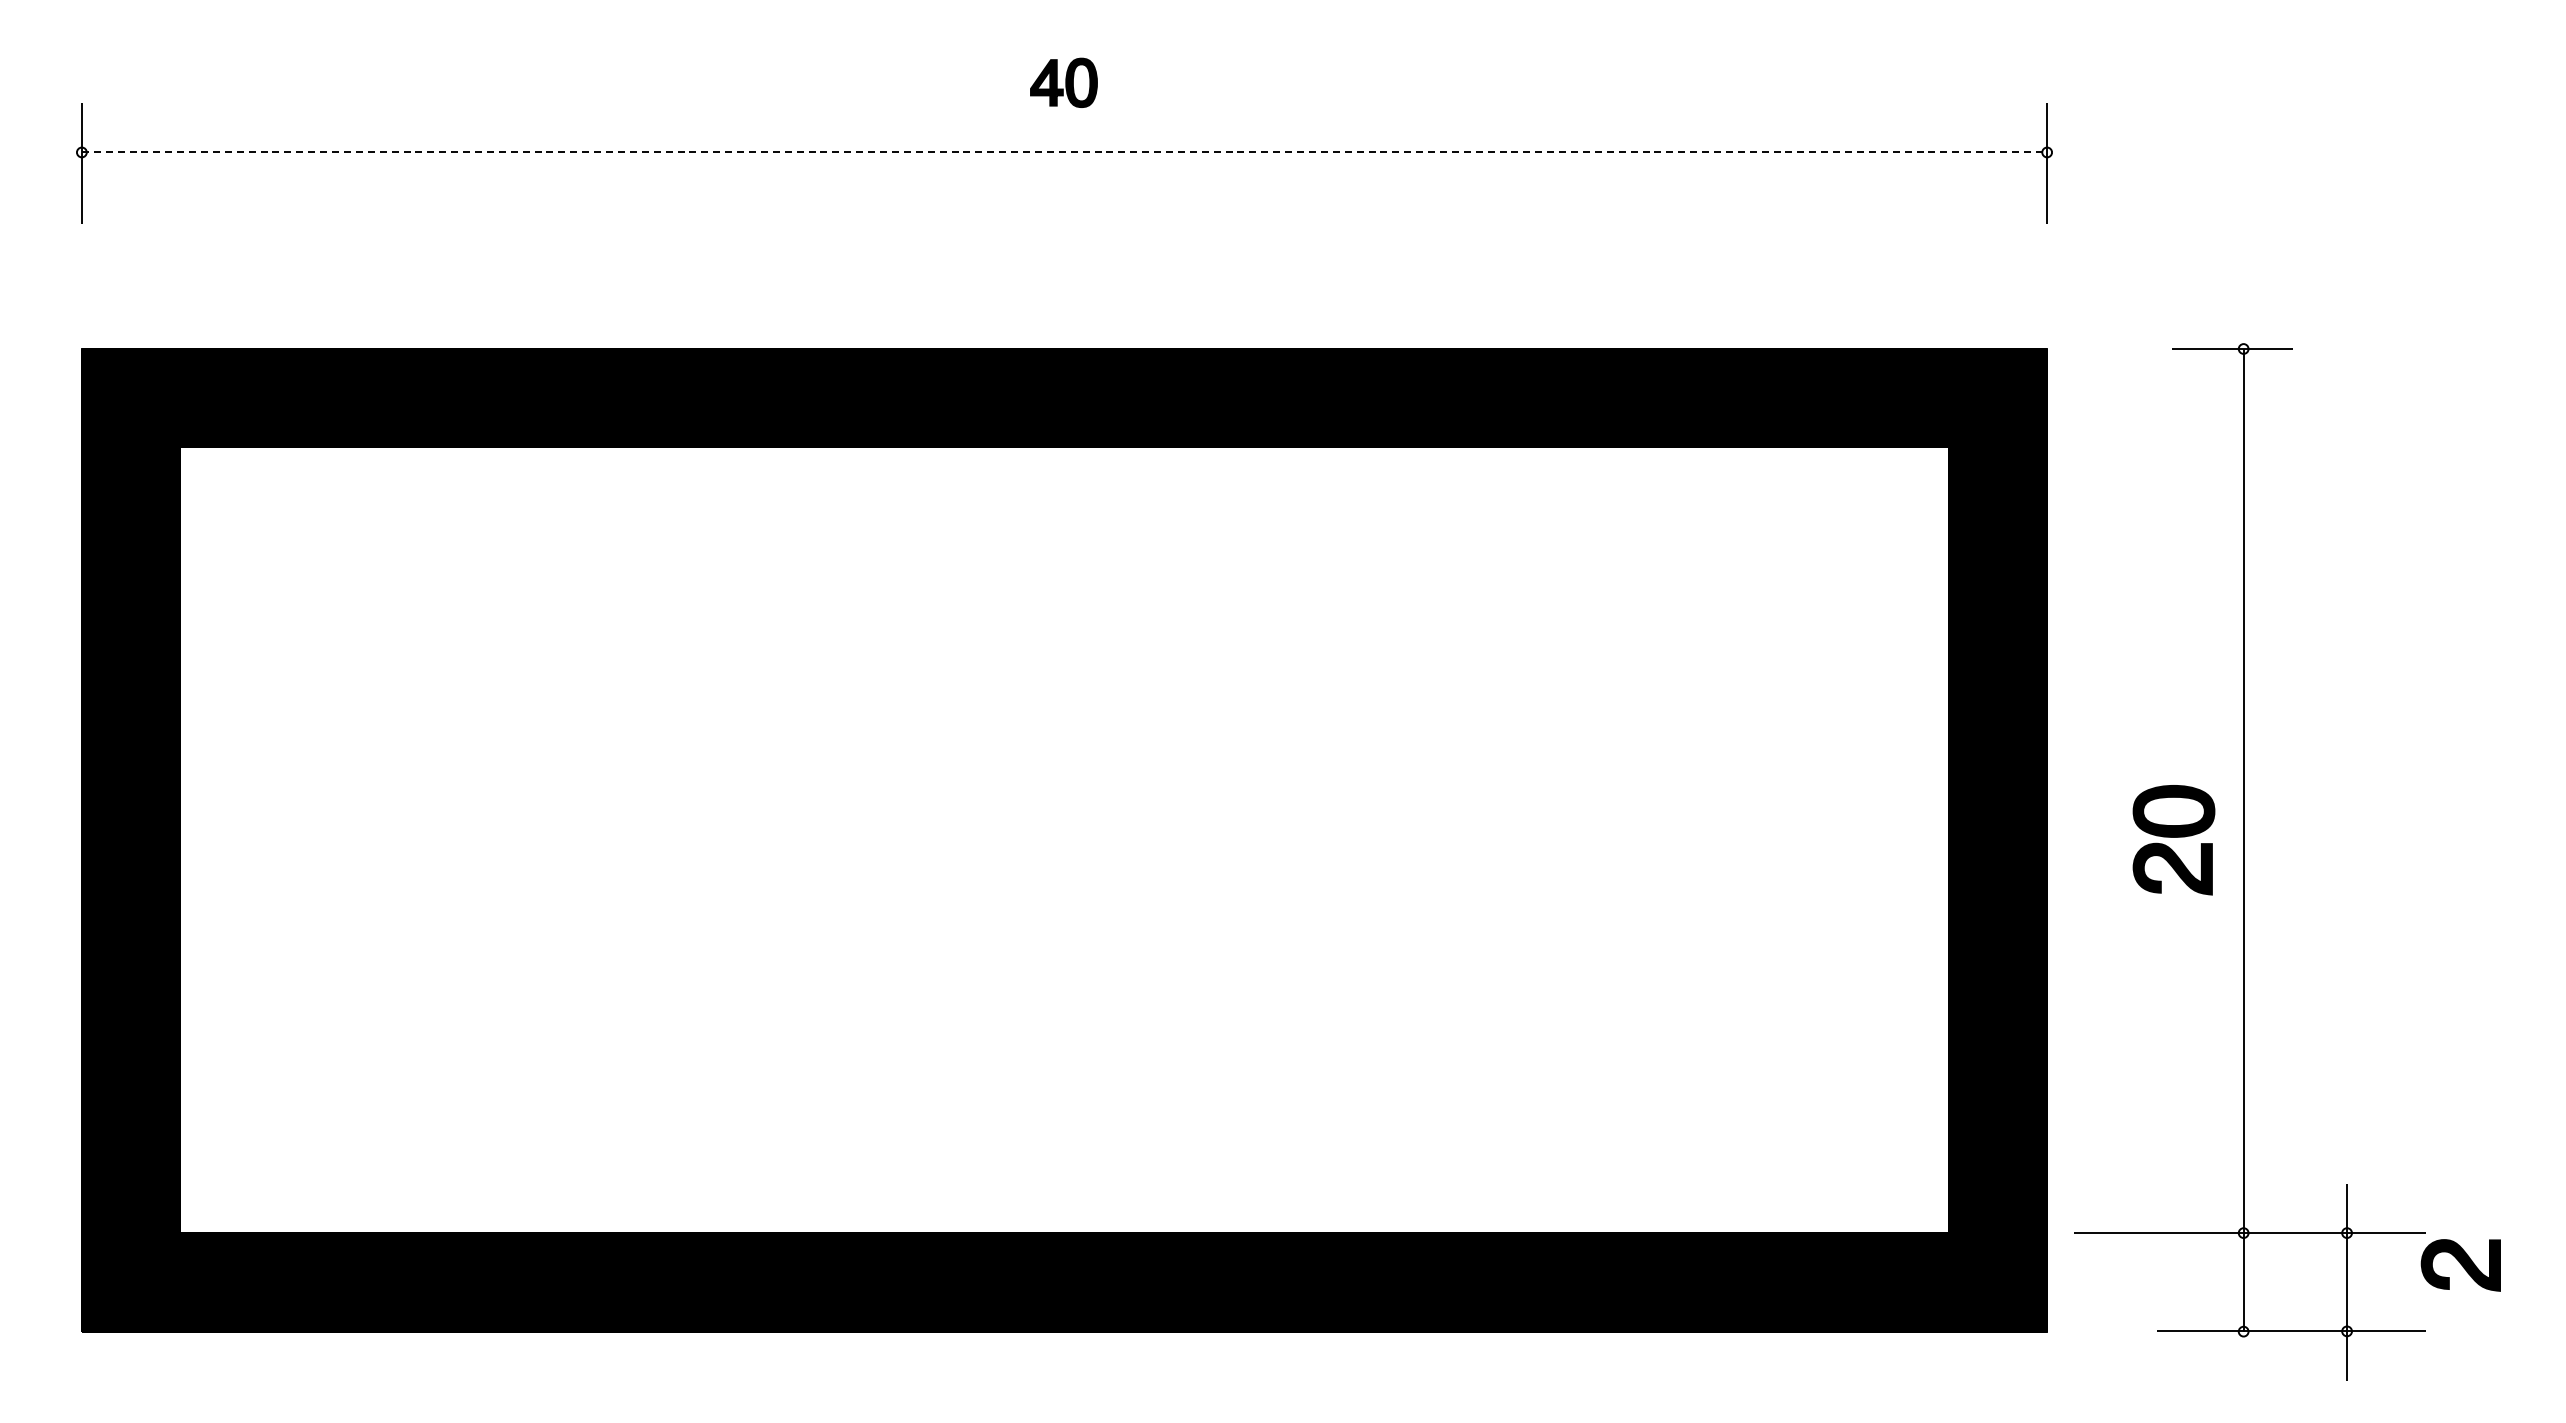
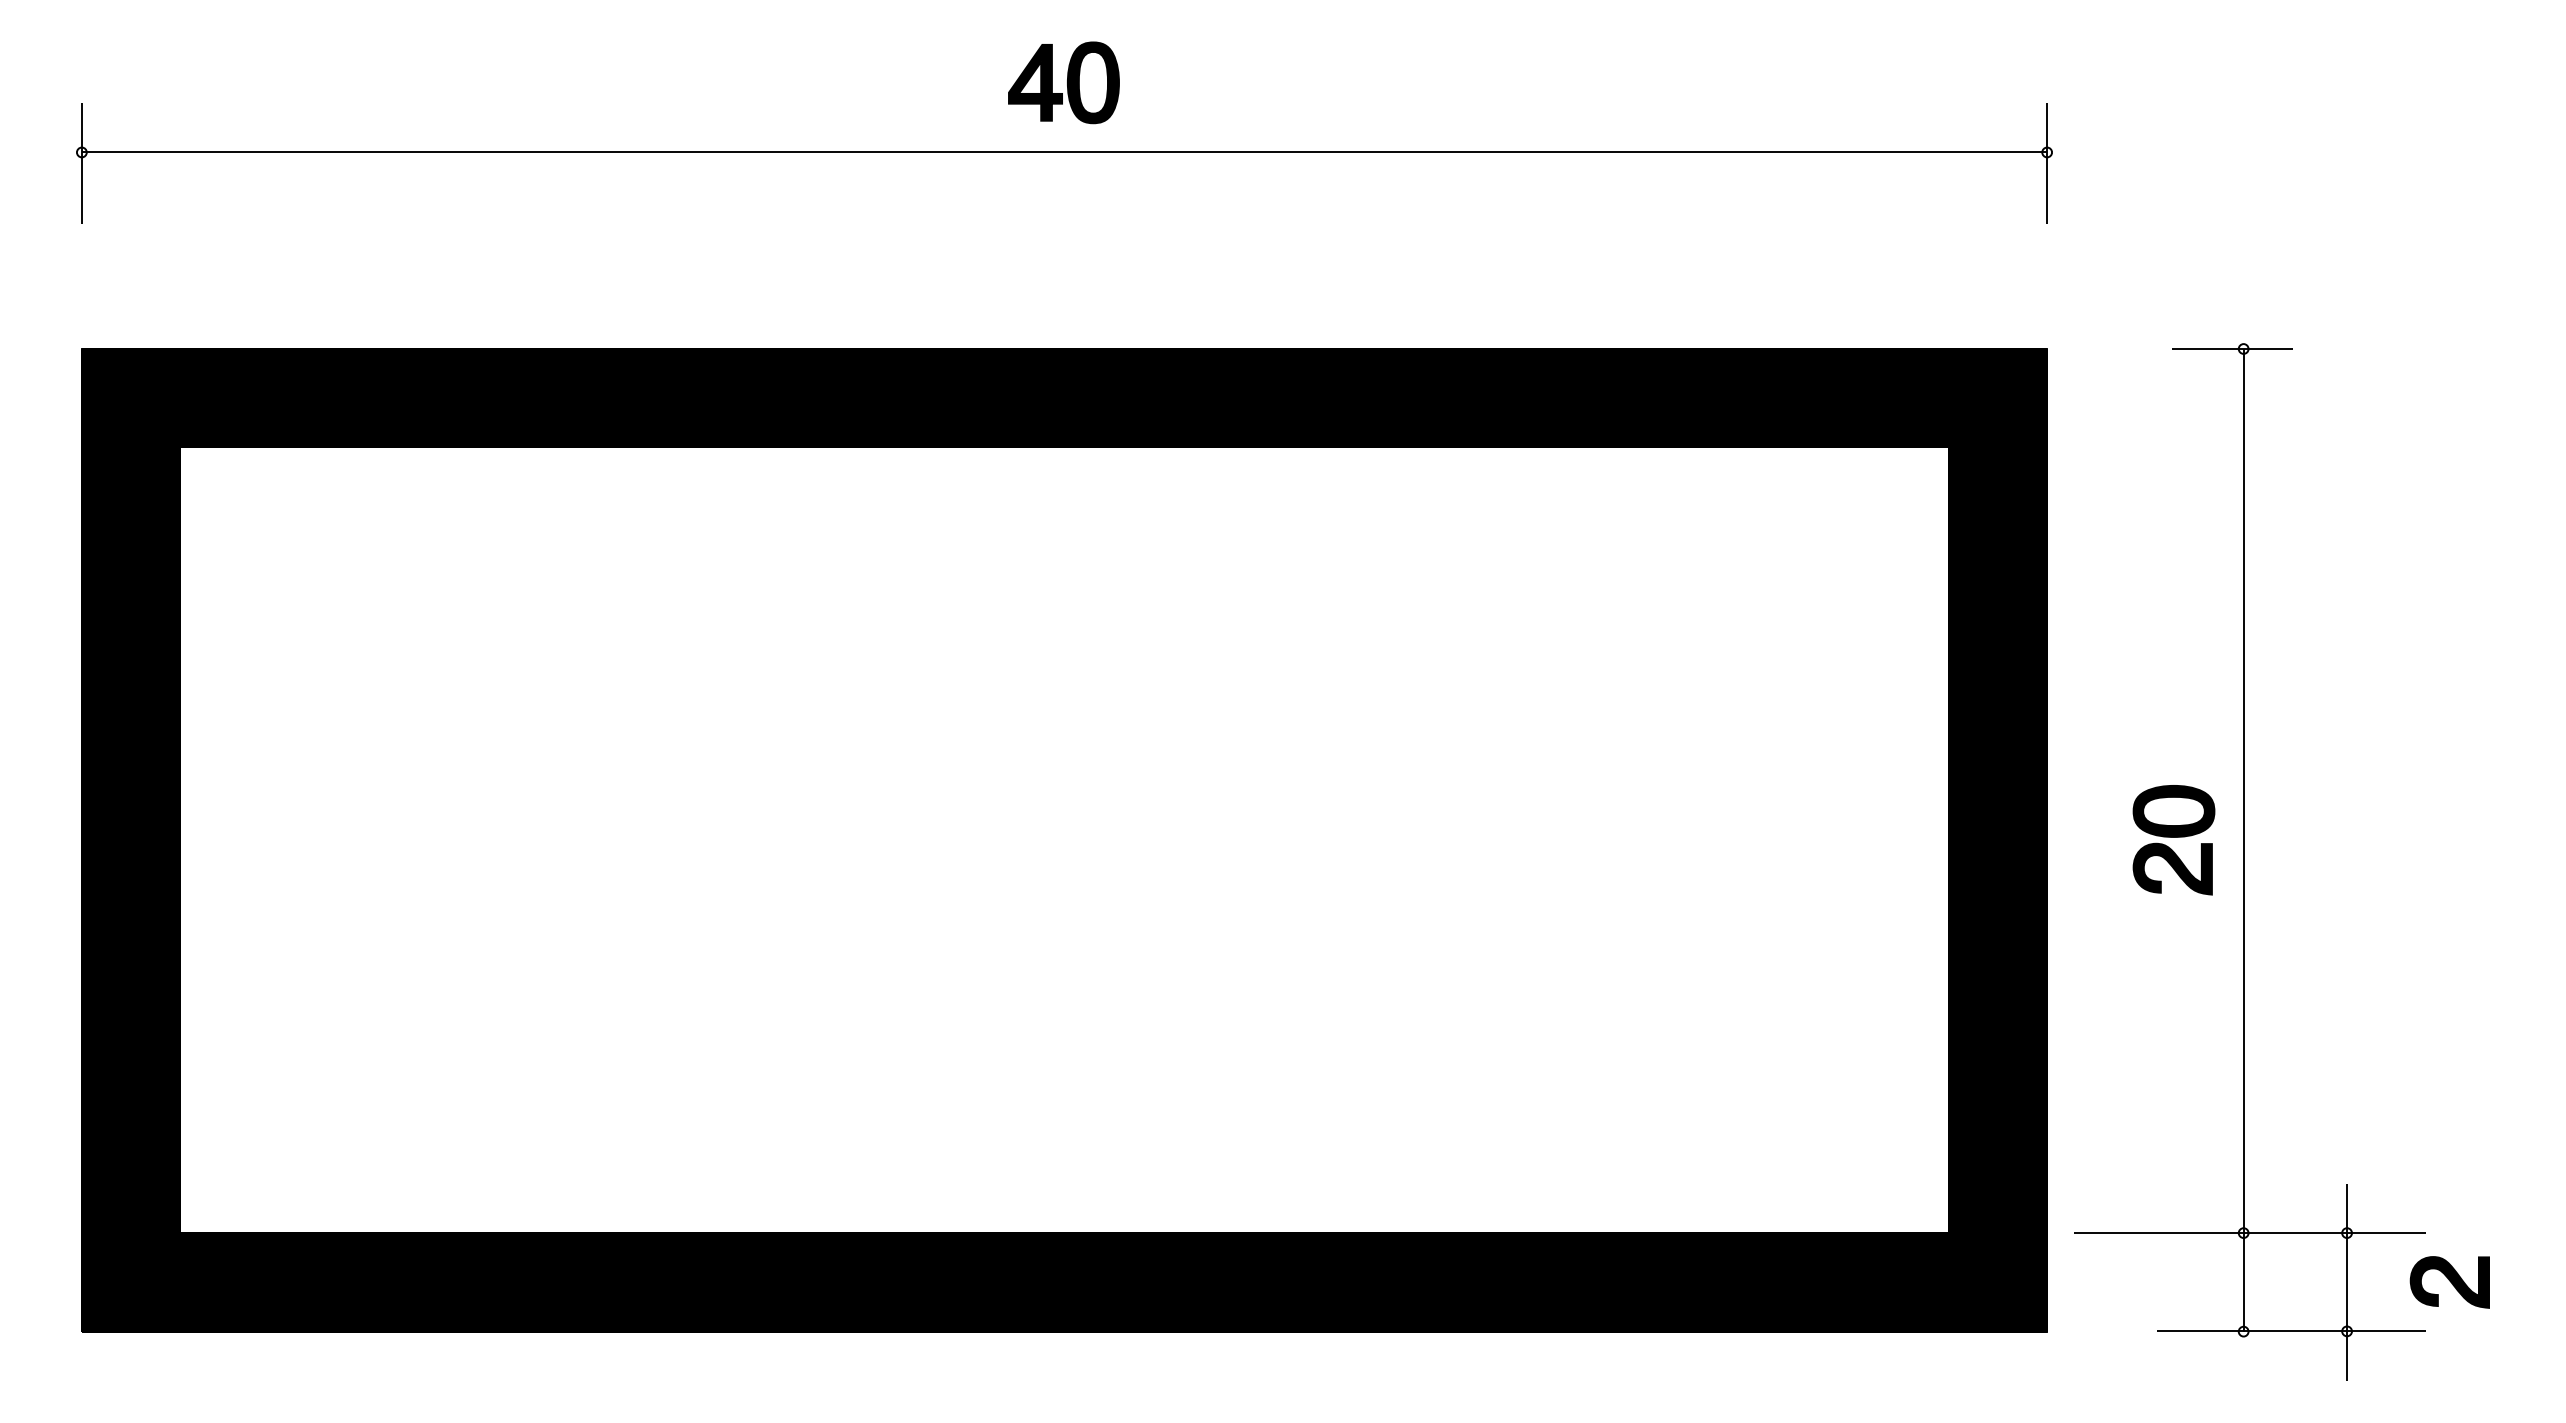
part size: 68x51 px -> 112x84 px (1063, 82)
line: dashed -> solid (1064, 152)
part position: (2460, 1265) -> (2449, 1282) (2449, 1282)
